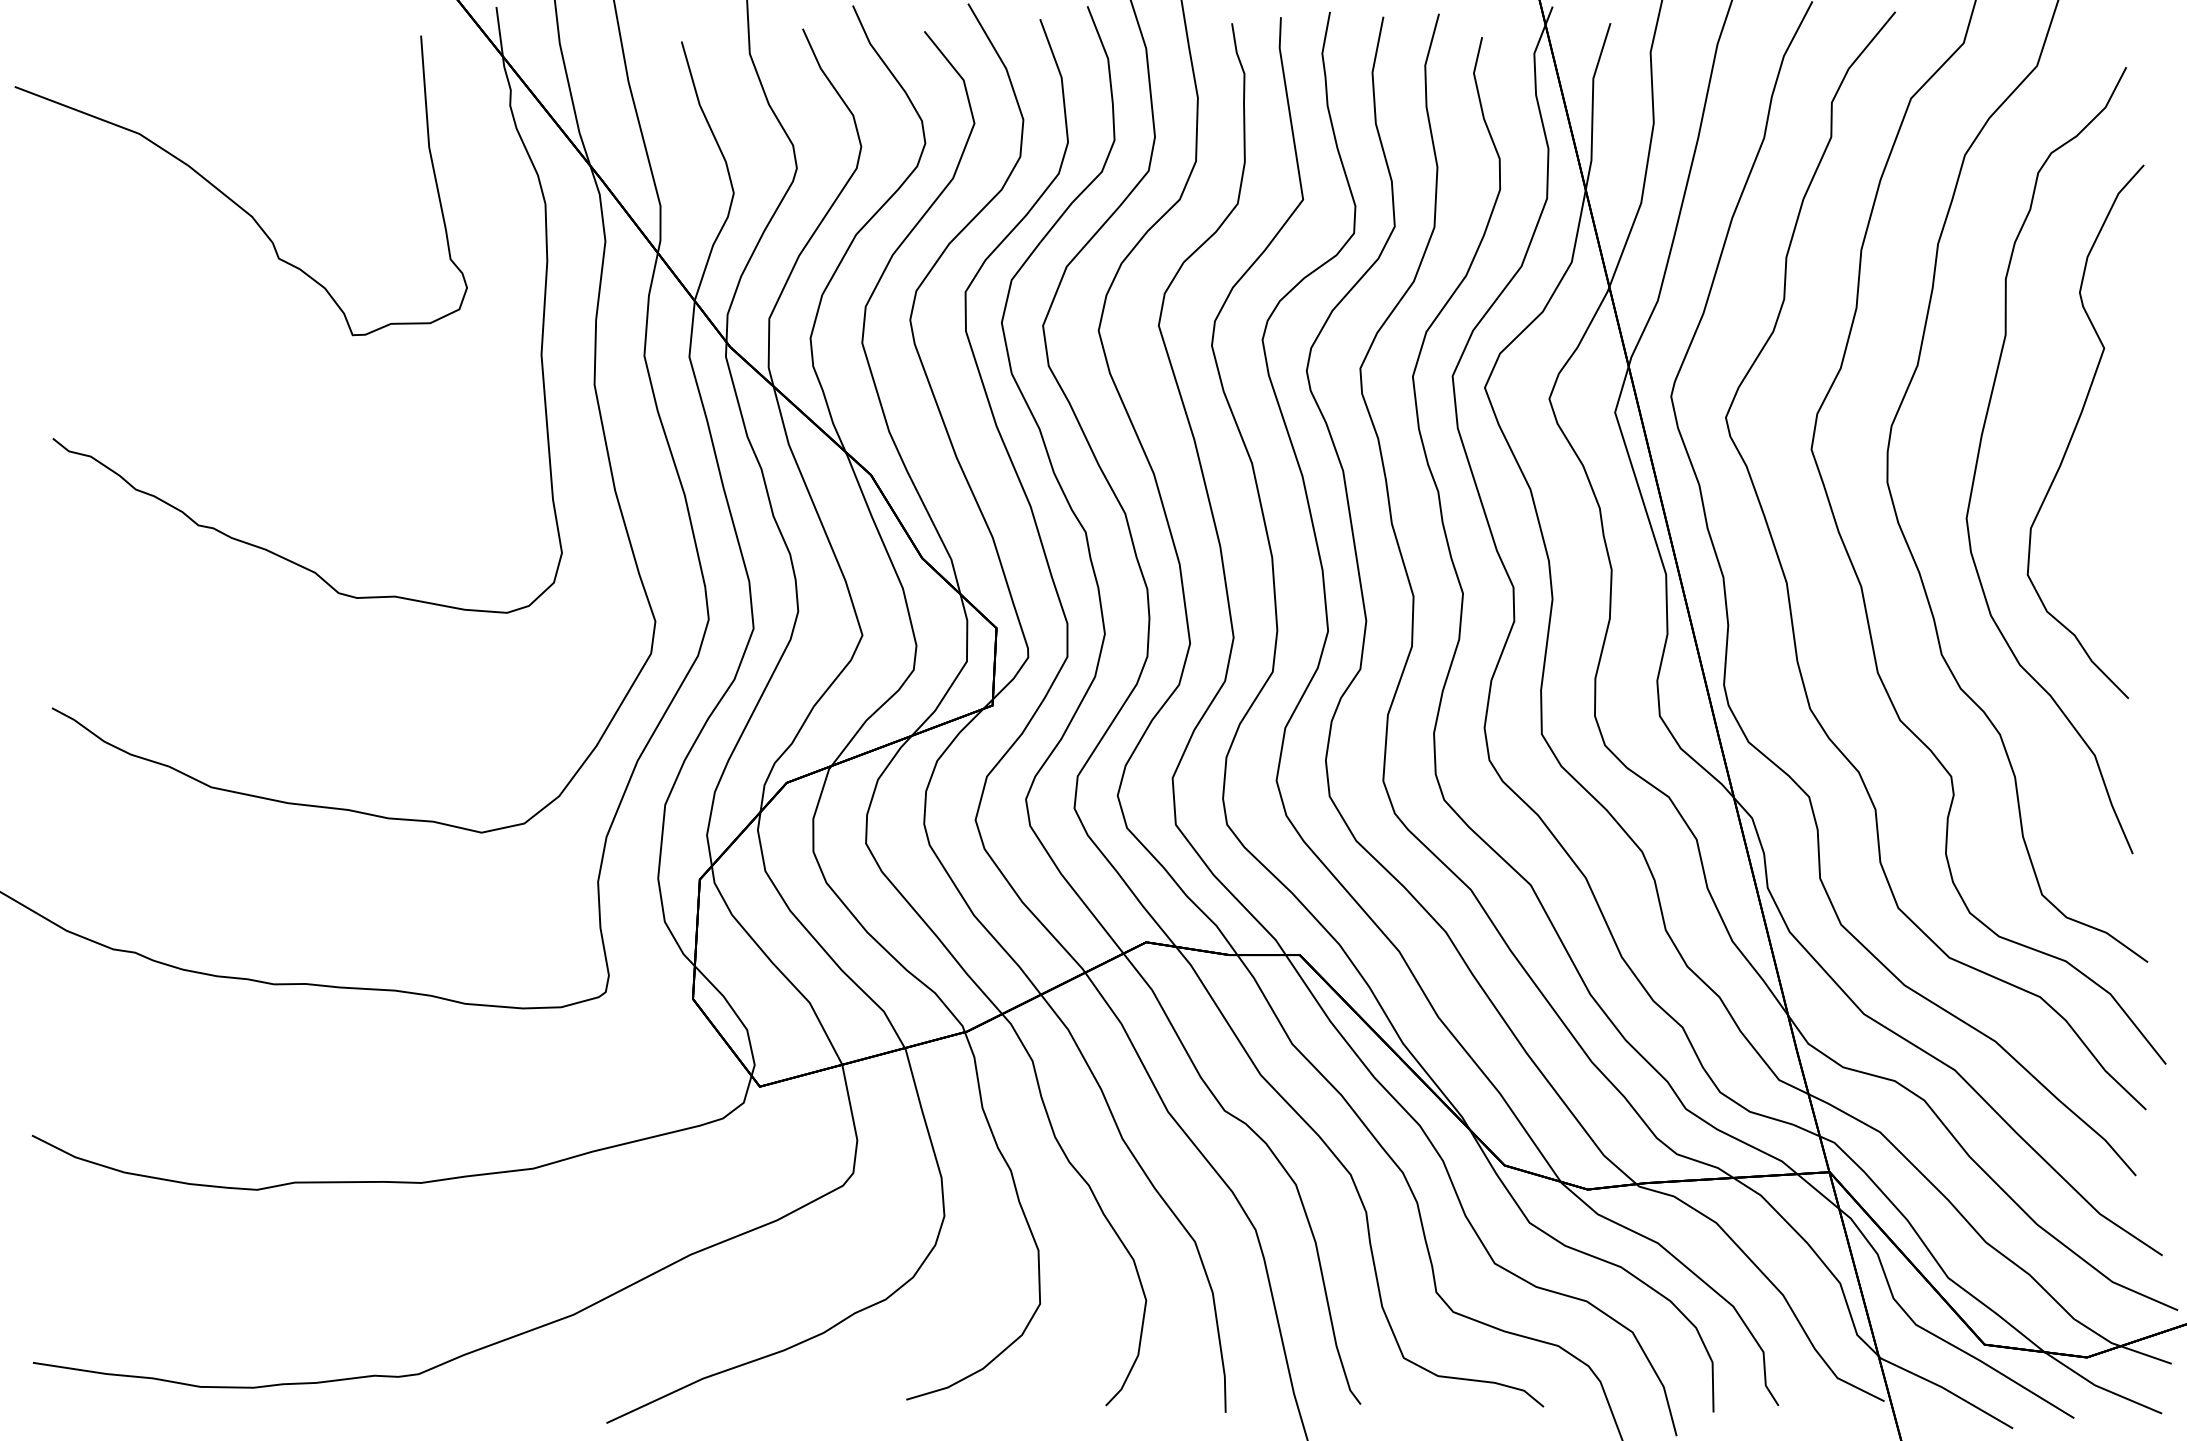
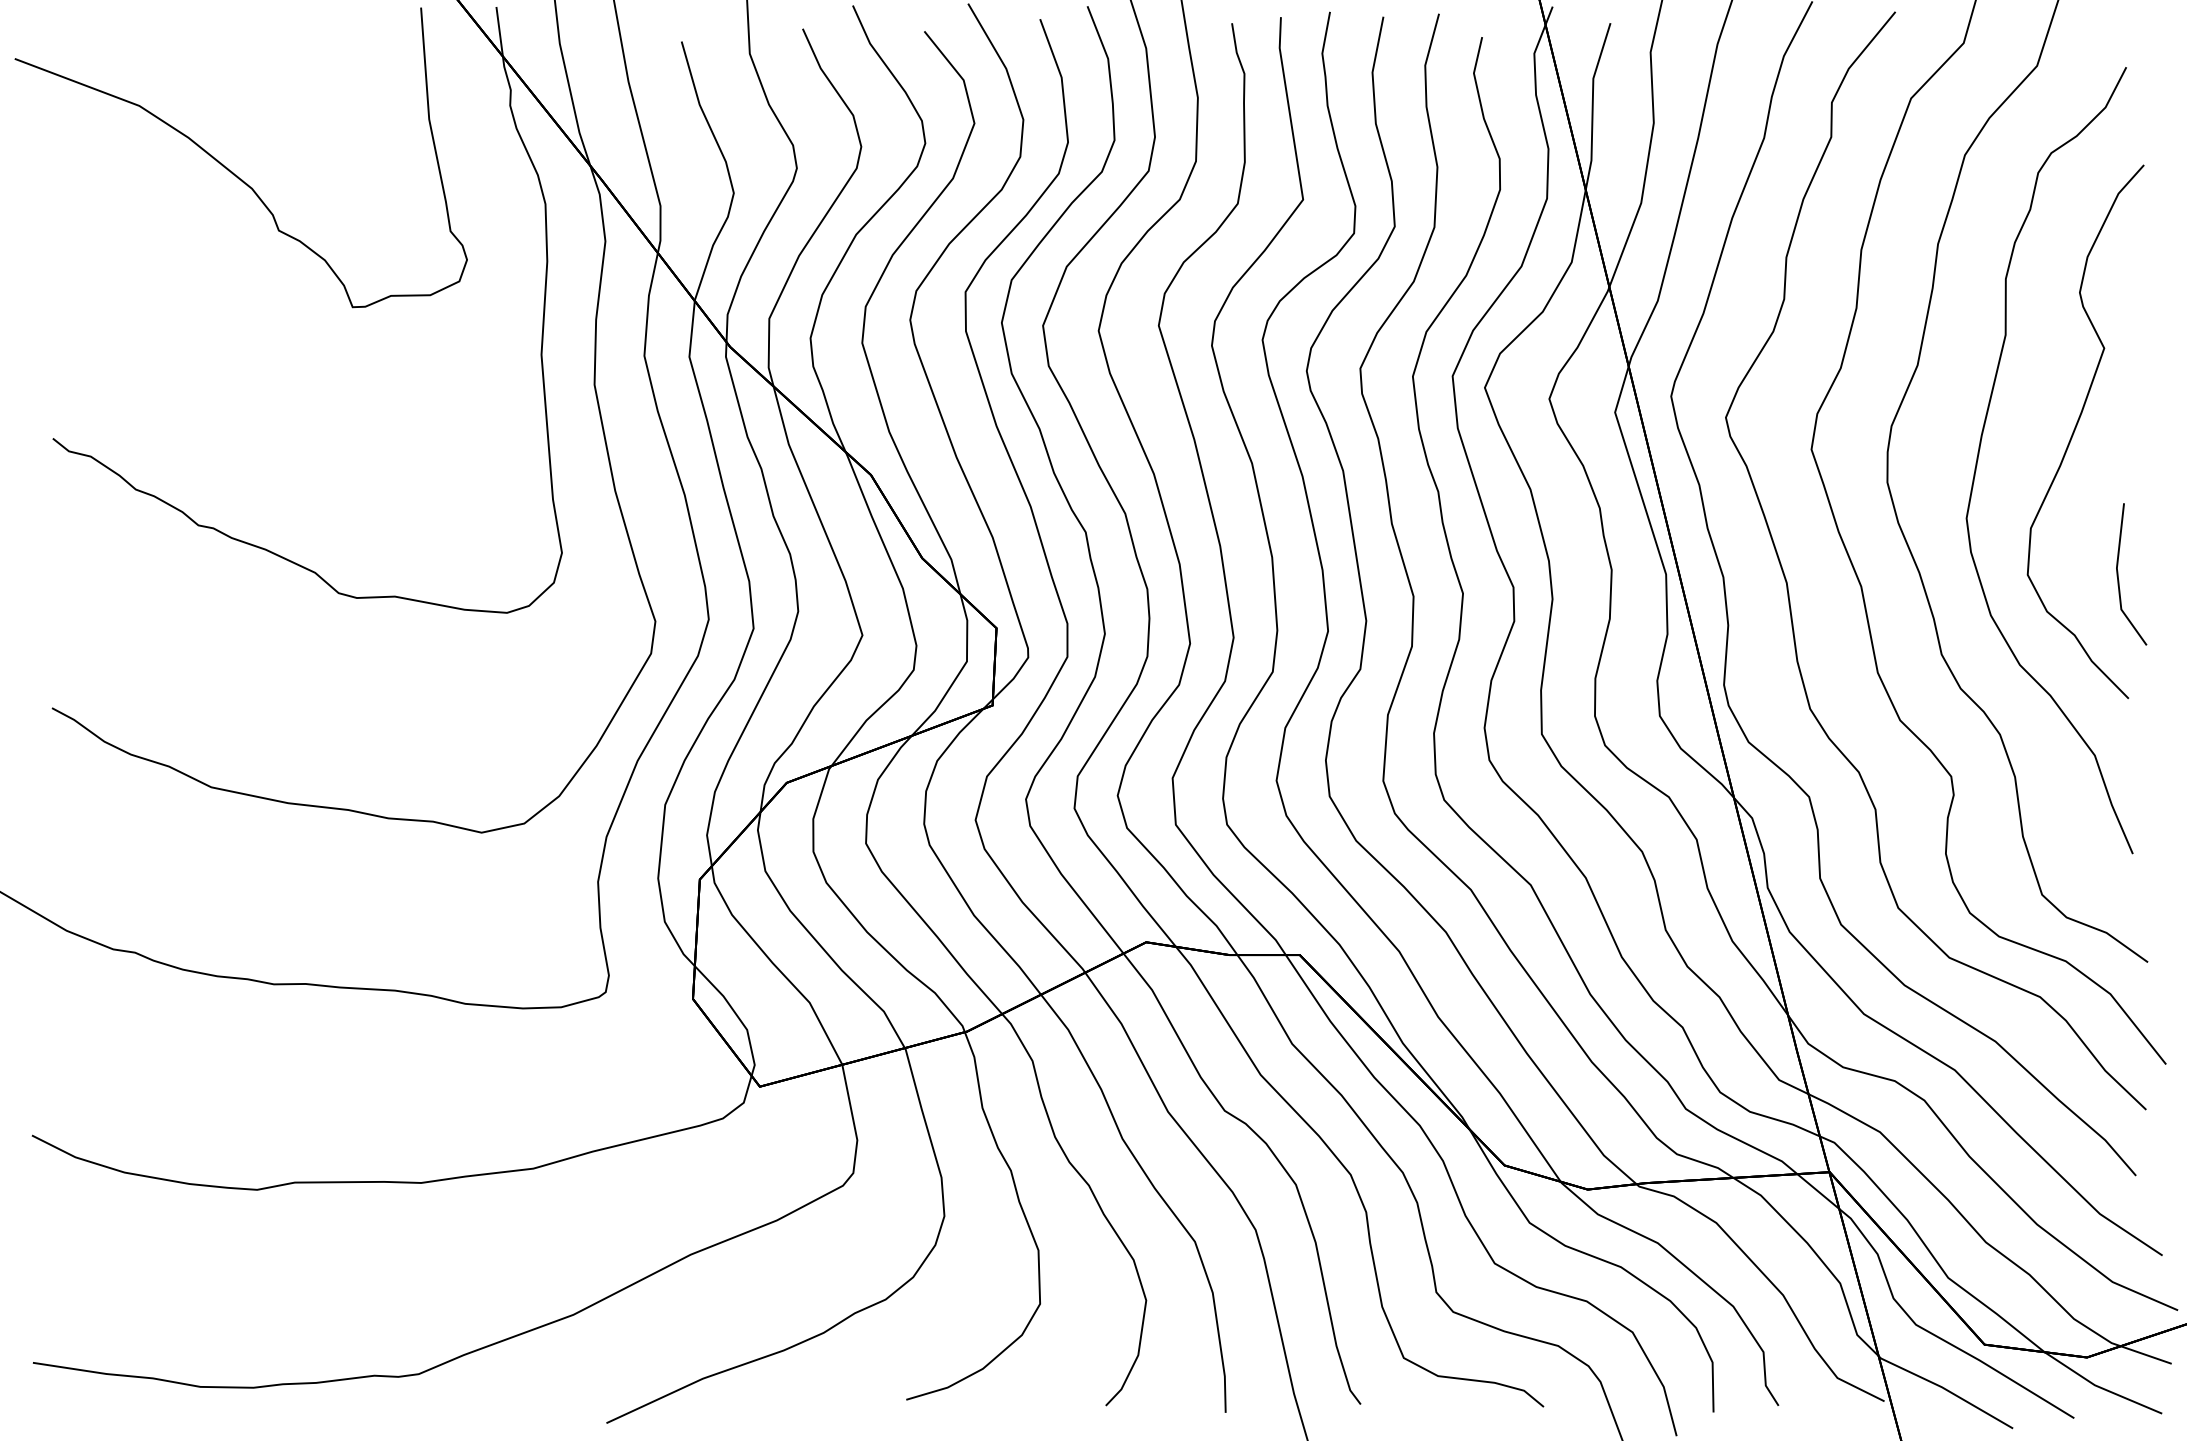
curve position: (232, 199) -> (232, 171) (232, 171)
line: none -> present (2118, 574)
